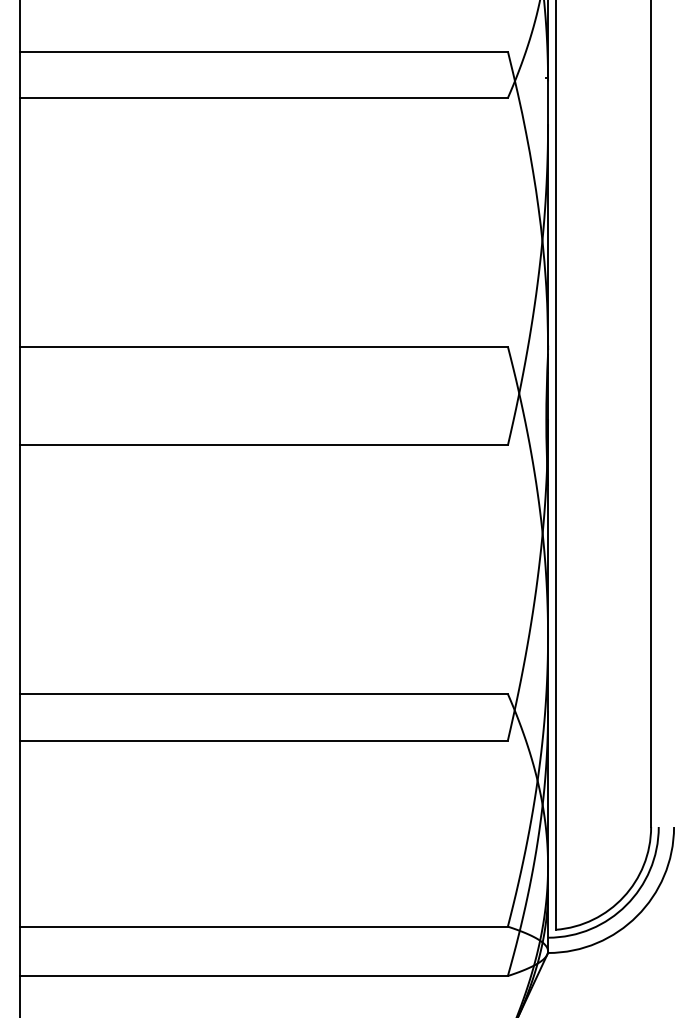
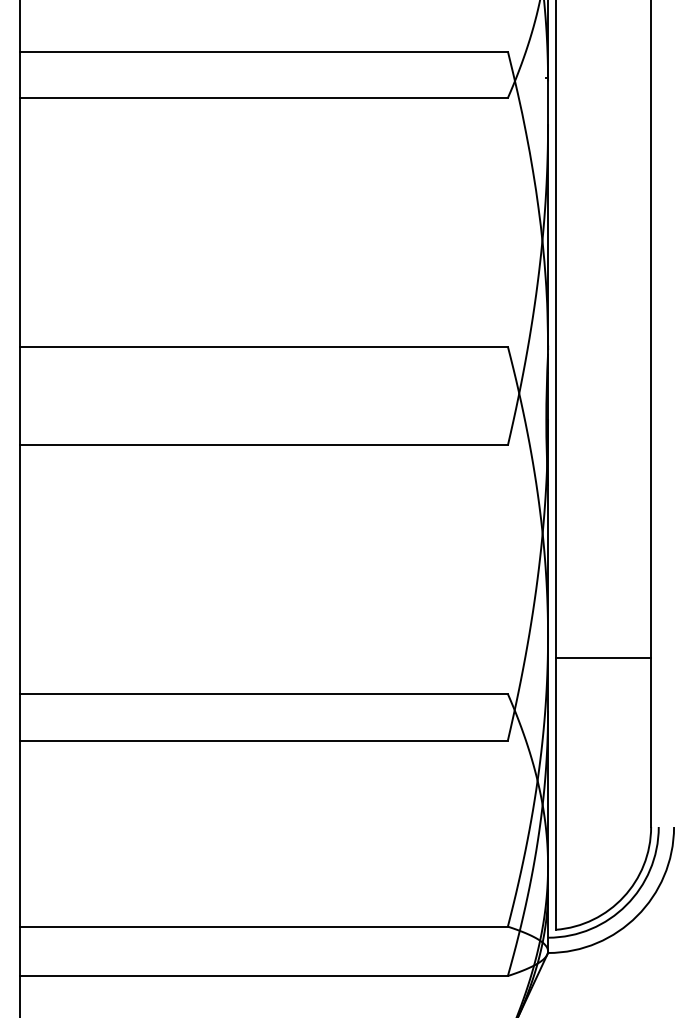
line: none -> present (603, 657)
